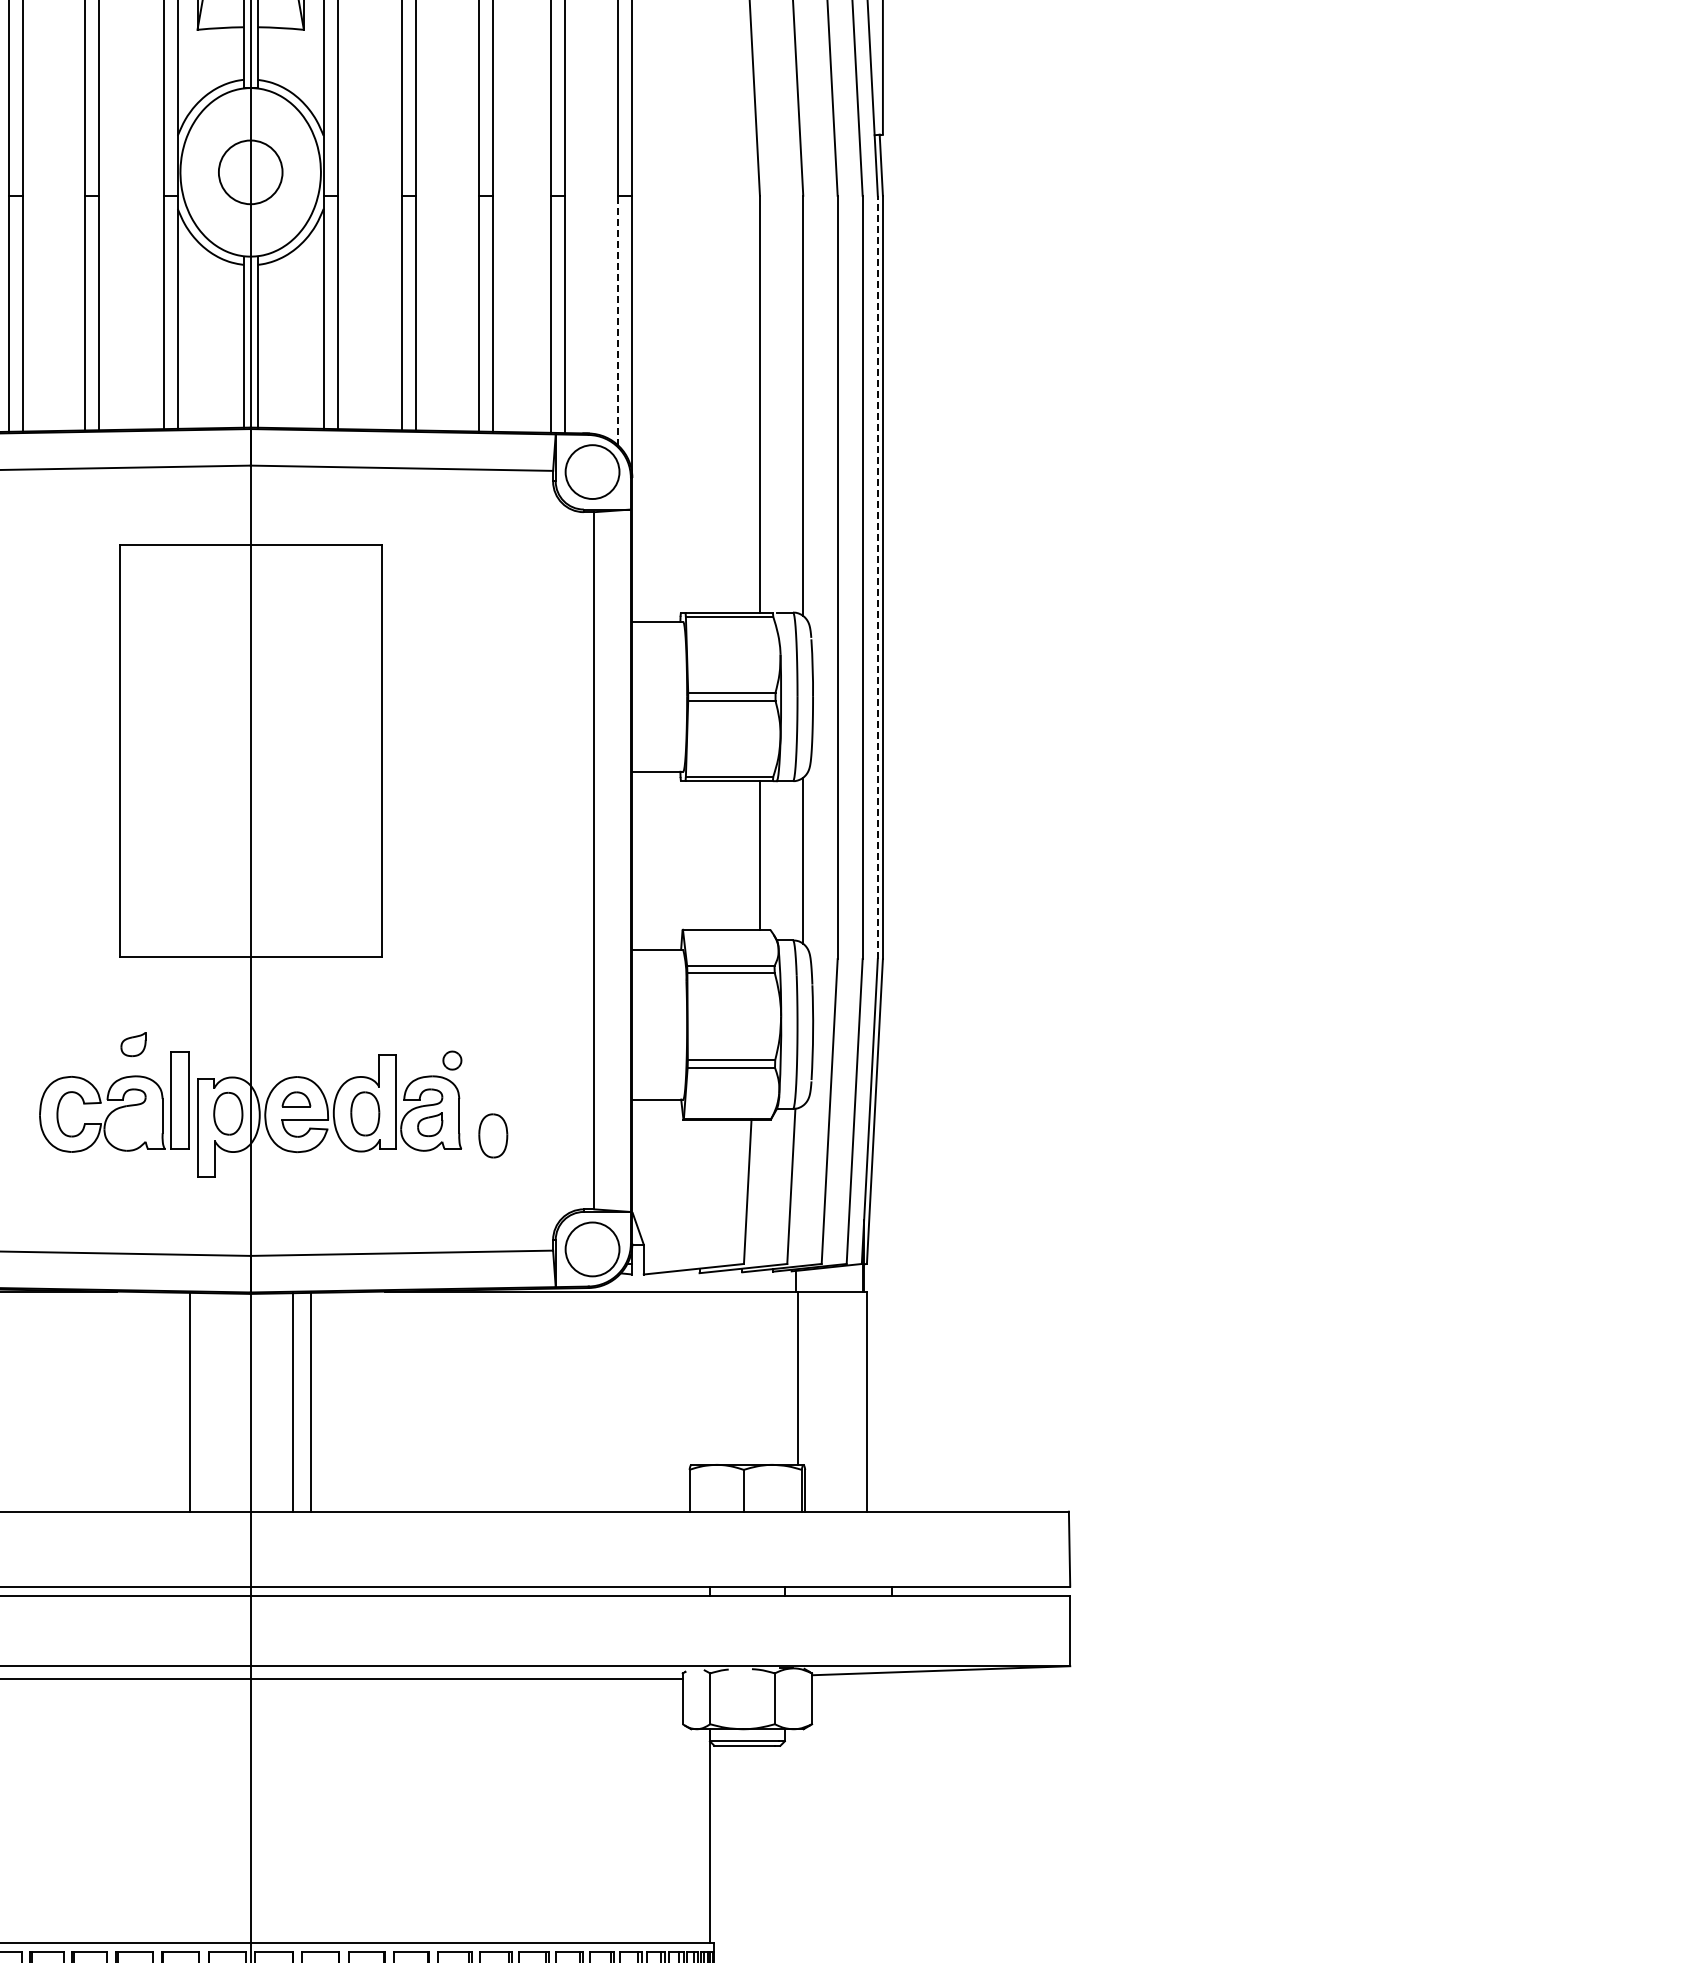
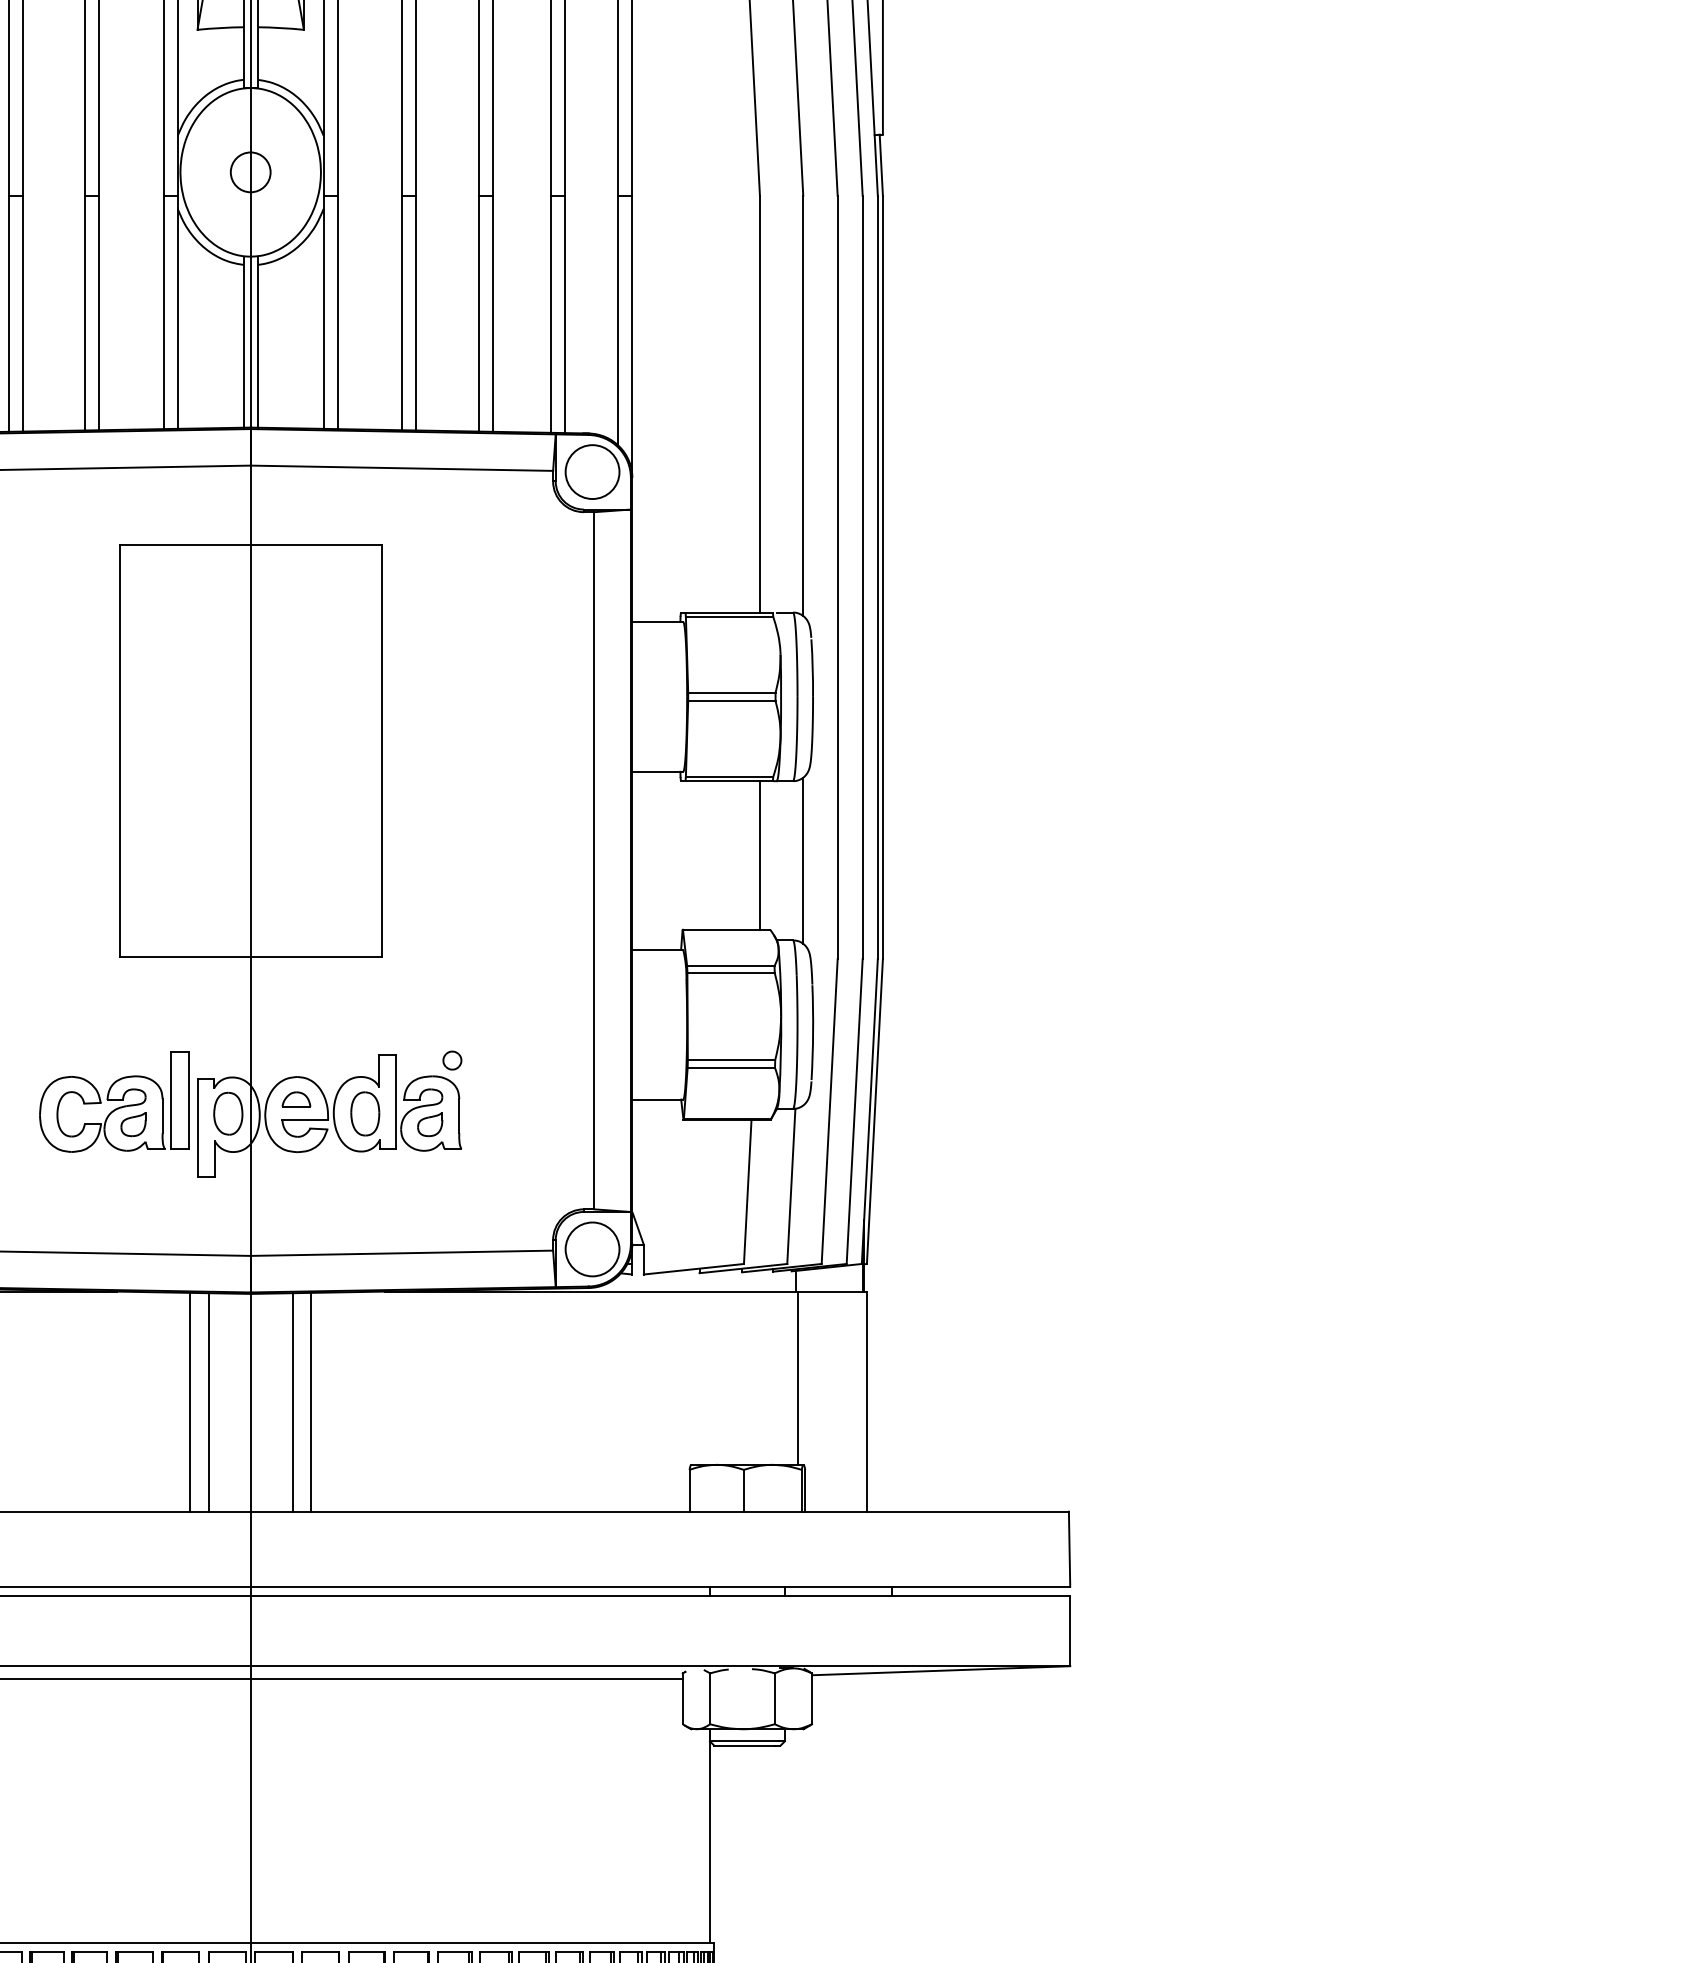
circle diameter: 64 px -> 40 px (250, 172)
line: dashed -> solid (618, 320)
line: dashed -> solid (877, 577)
part position: (133, 1044) -> (133, 1124) (133, 1124)
part: present -> none (493, 1135)
line: none -> present (208, 1402)
